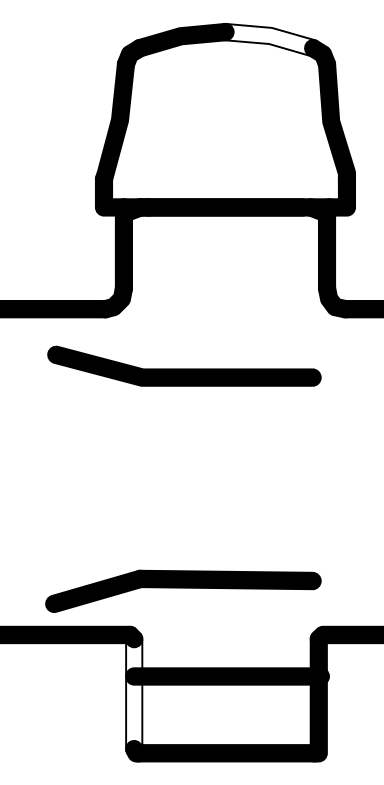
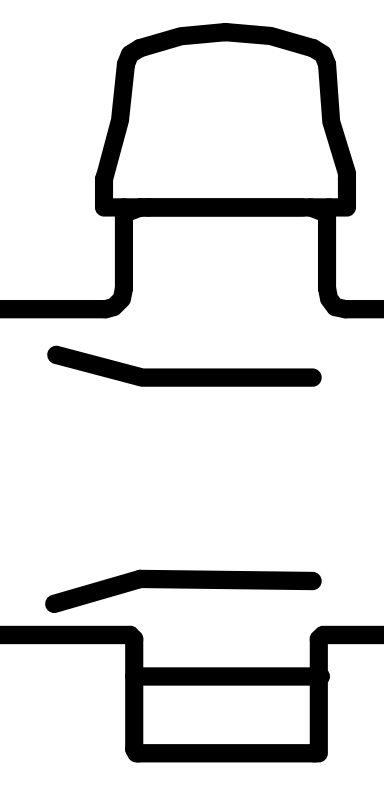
fill: none -> present (269, 39)
fill: none -> present (134, 693)
